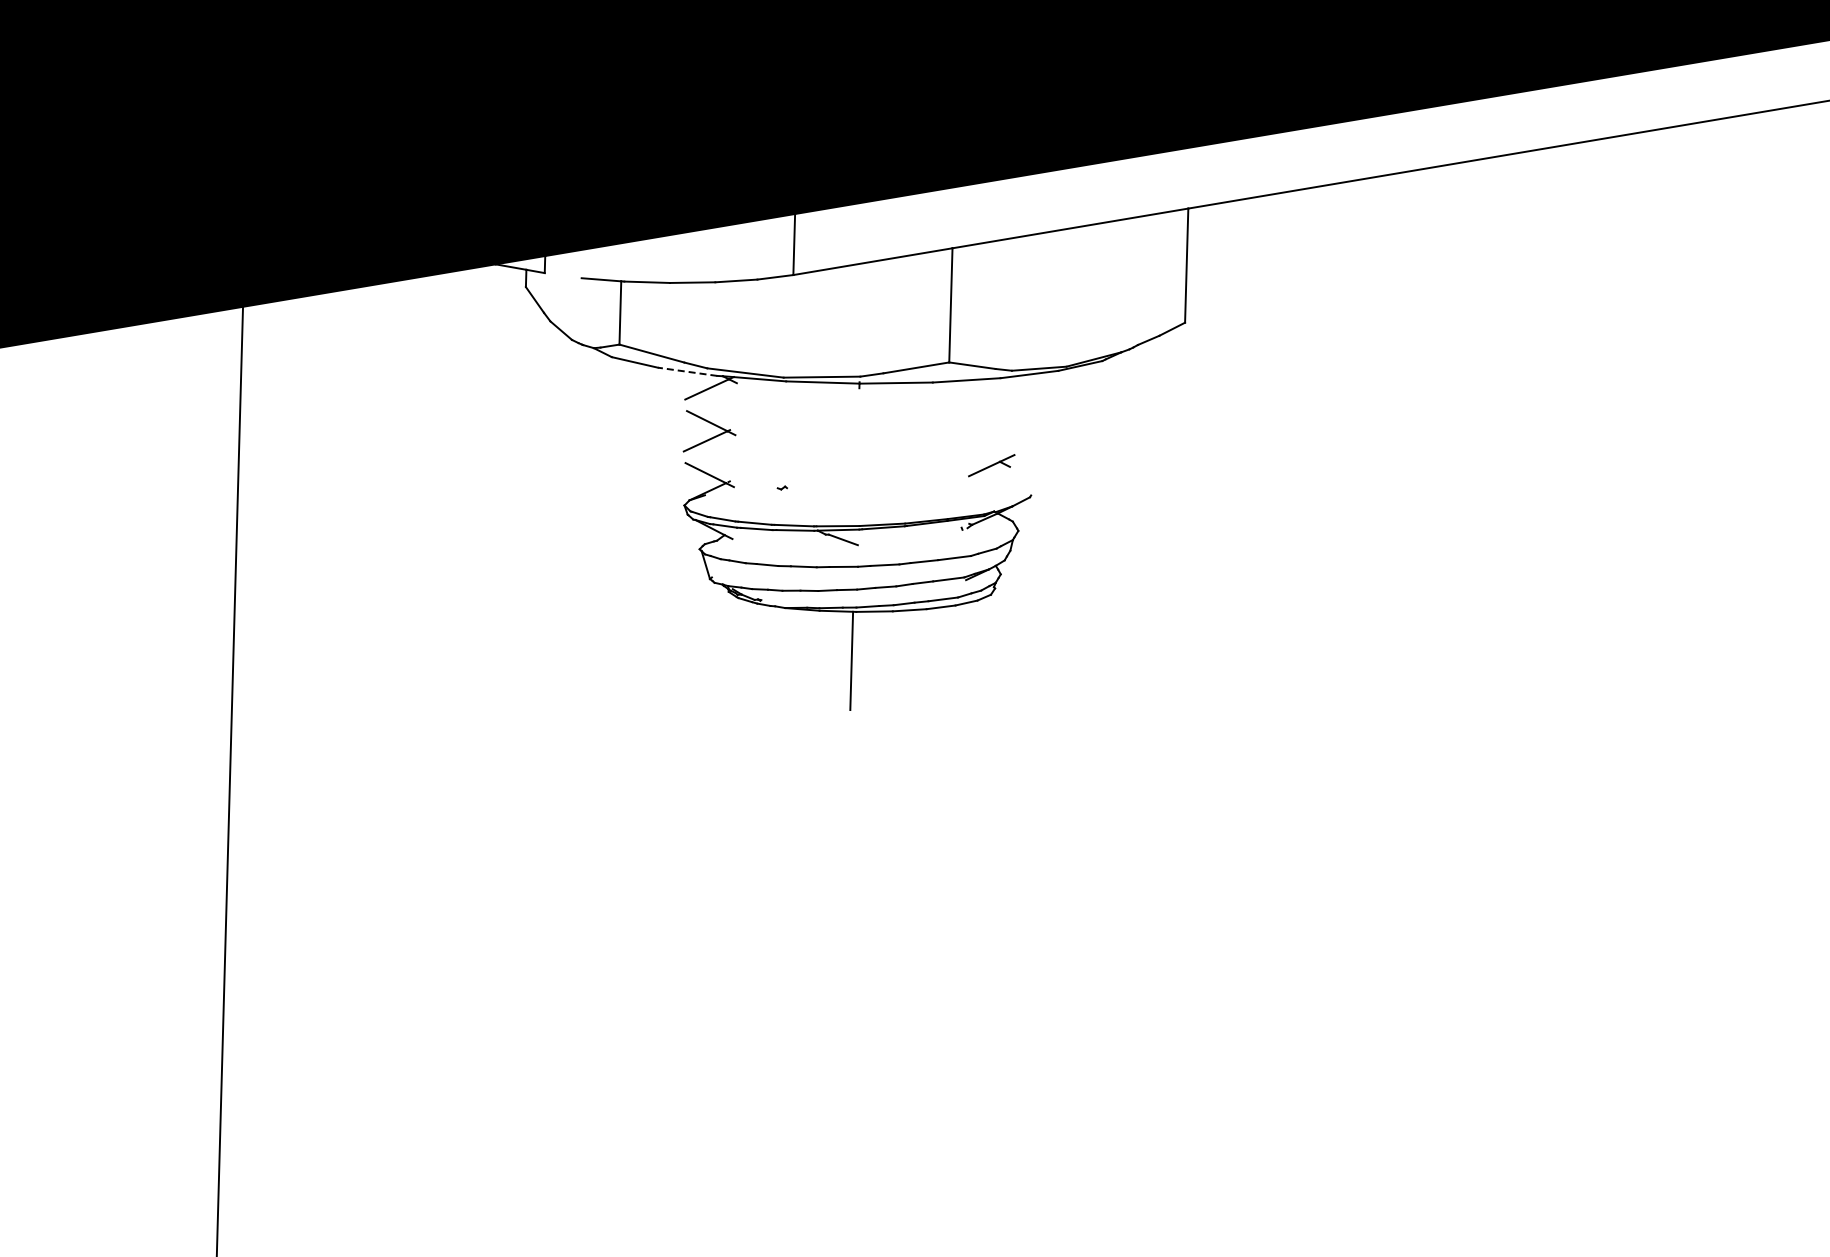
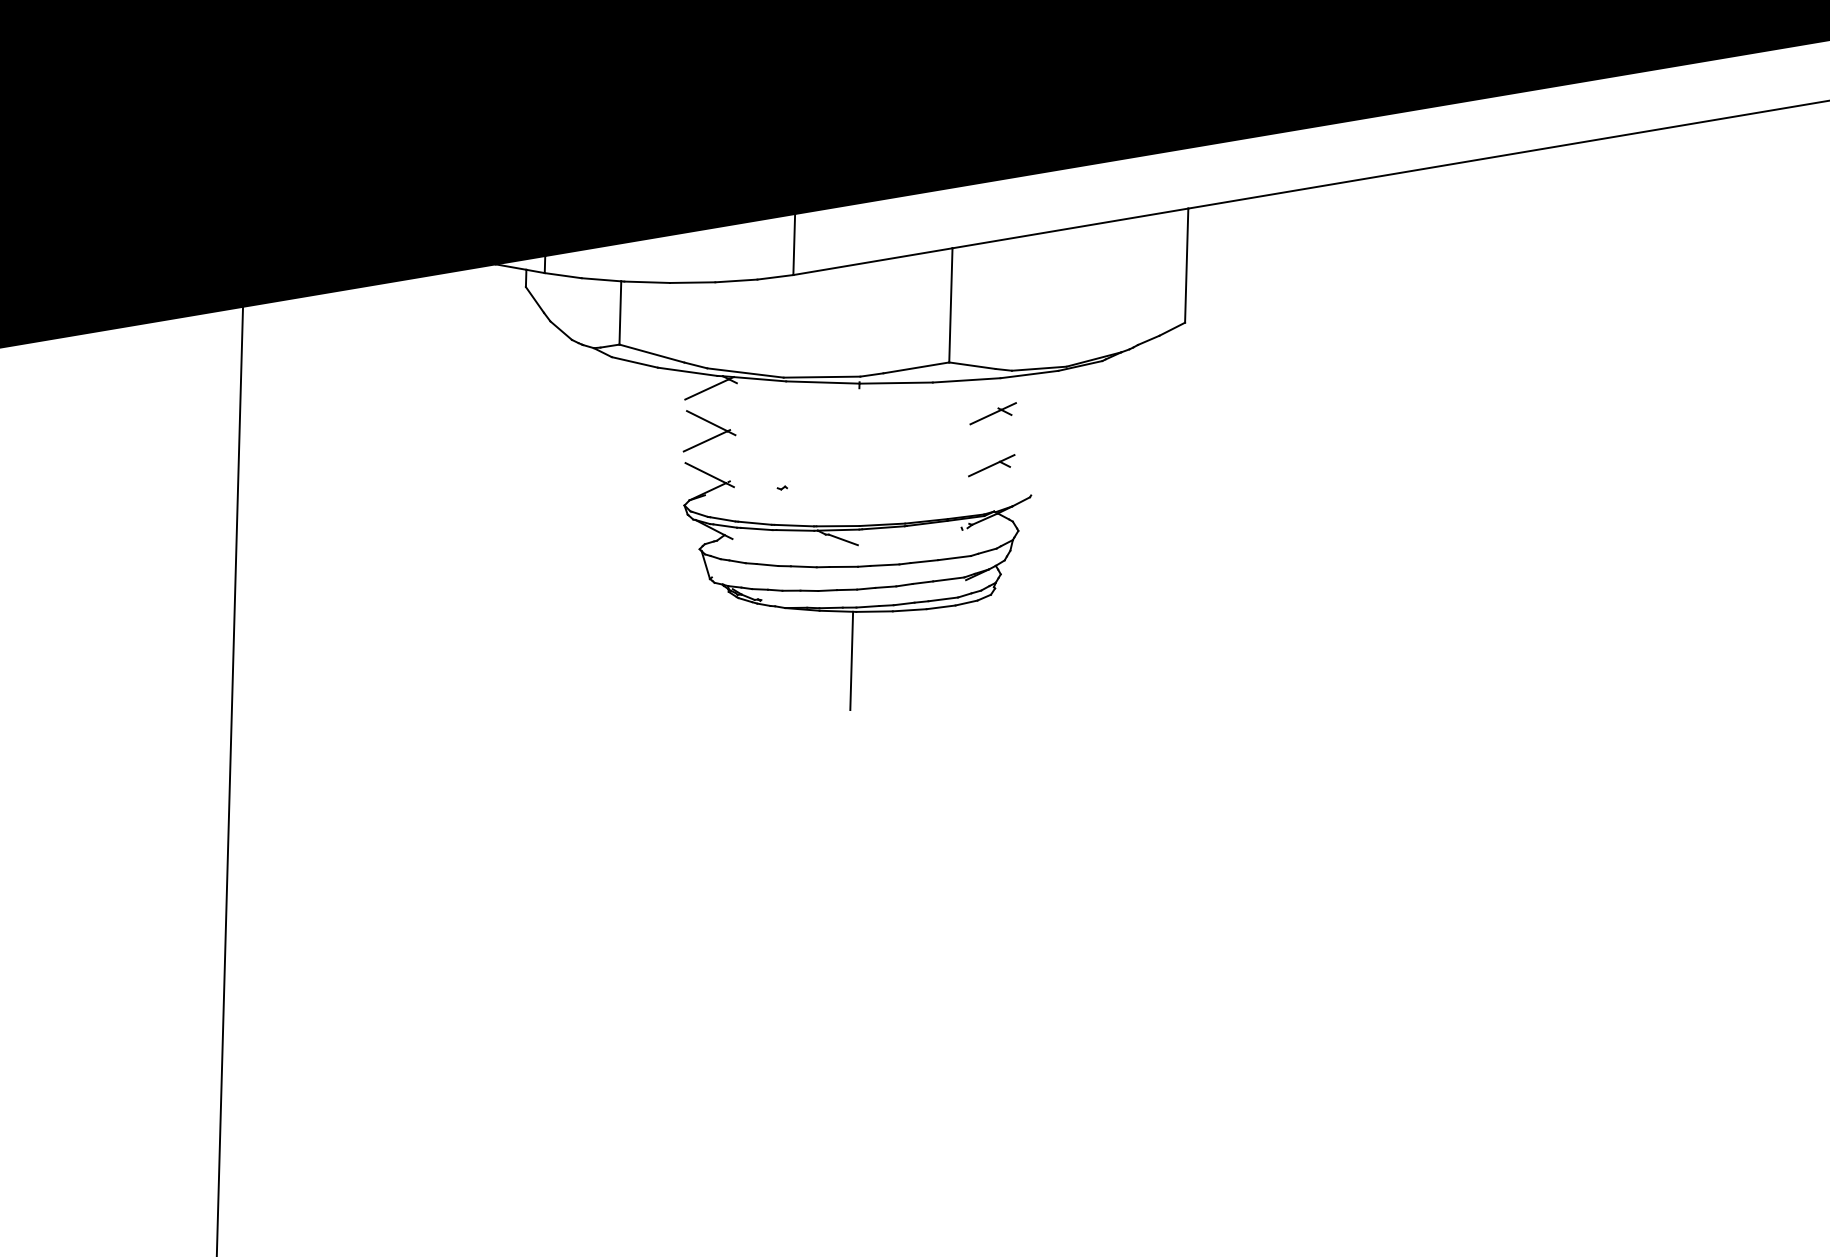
line: none -> present (562, 275)
line: dashed -> solid (687, 371)
part: none -> present (992, 413)
